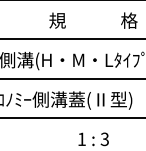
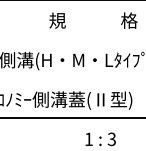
line: present -> none (72, 39)
line: present -> none (72, 78)
text position: (93, 139) -> (100, 139) (100, 139)
